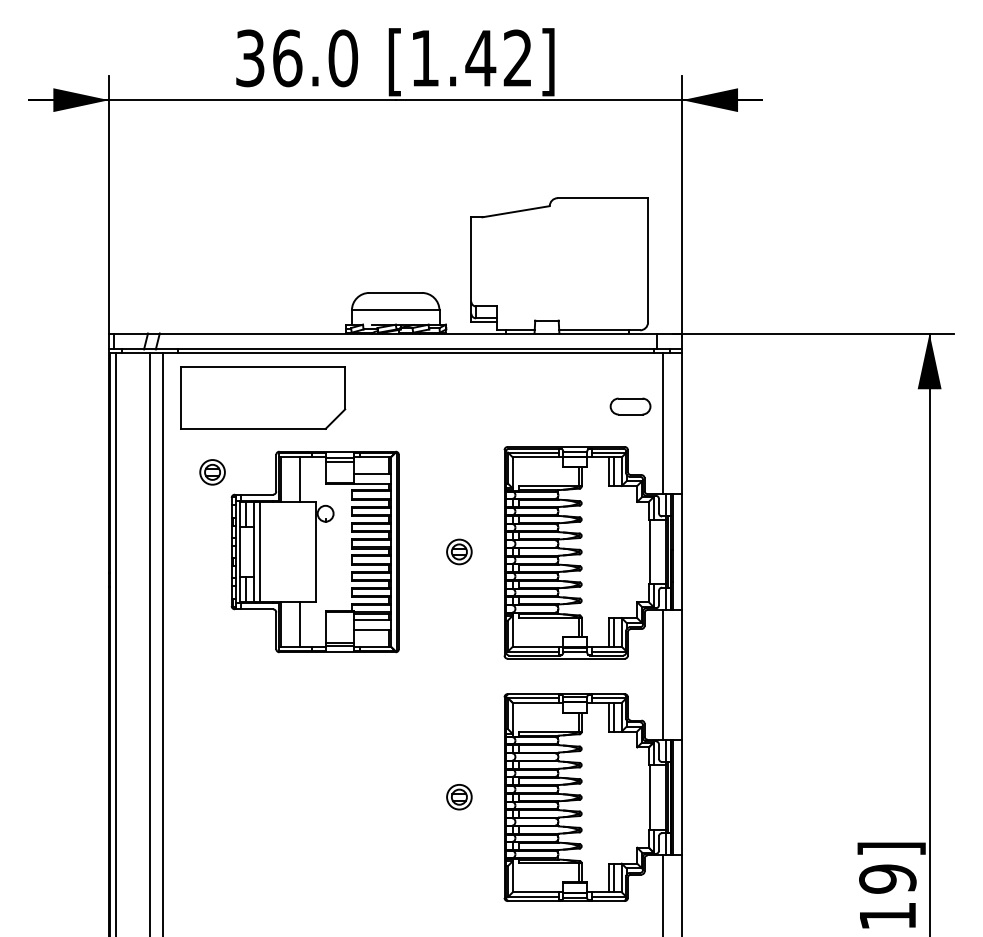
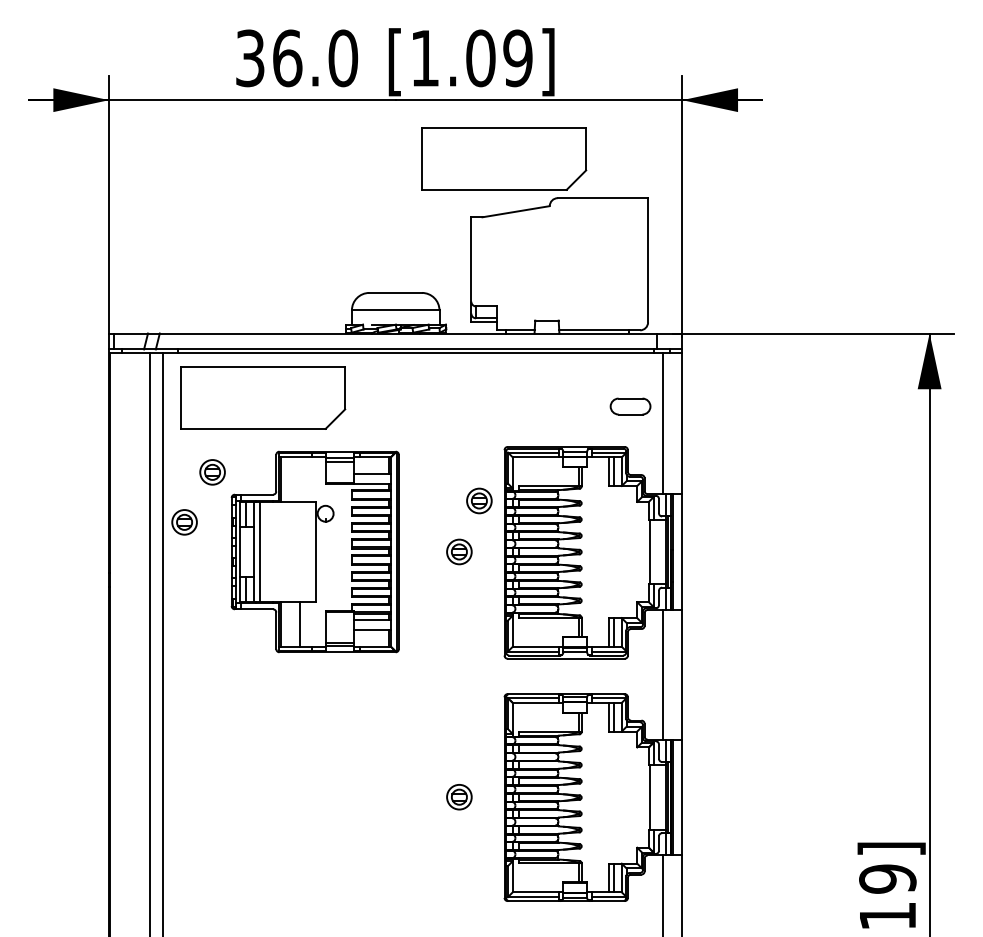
text: [1.42] -> [1.09] (498, 58)
part: none -> present (504, 158)
line: present -> none (300, 479)
part: none -> present (479, 500)
part: none -> present (184, 522)
line: present -> none (115, 642)
